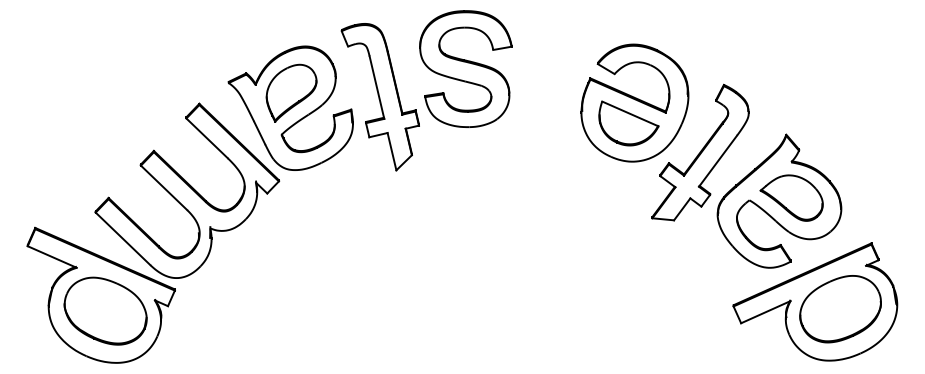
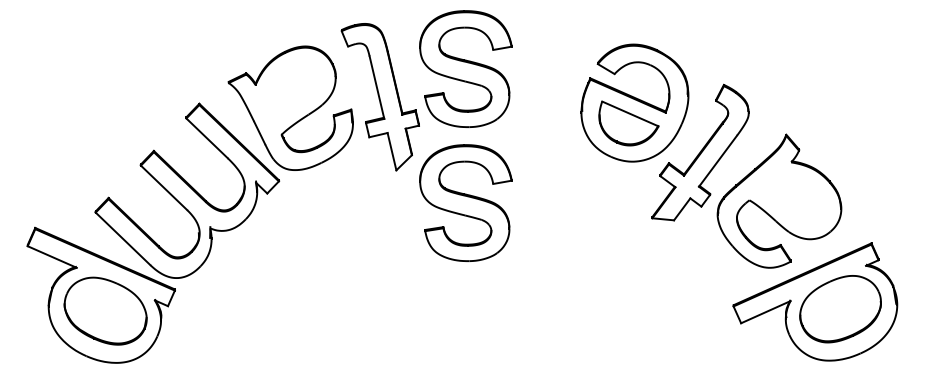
part: present -> none (291, 92)
part: present -> none (791, 197)
part: none -> present (465, 202)
